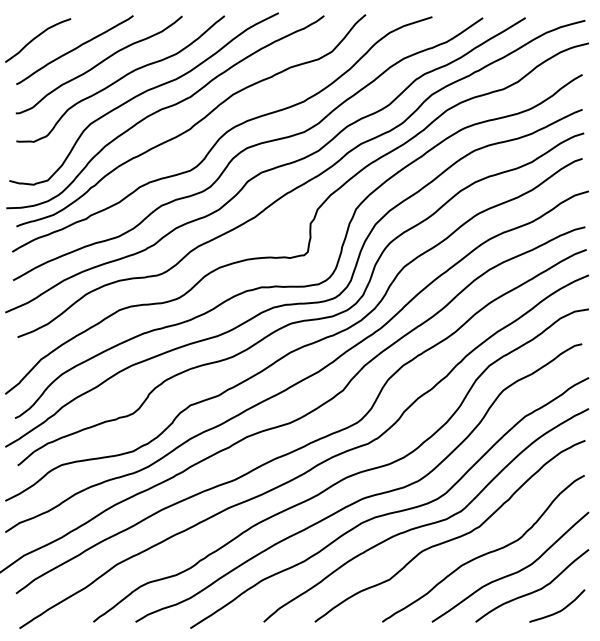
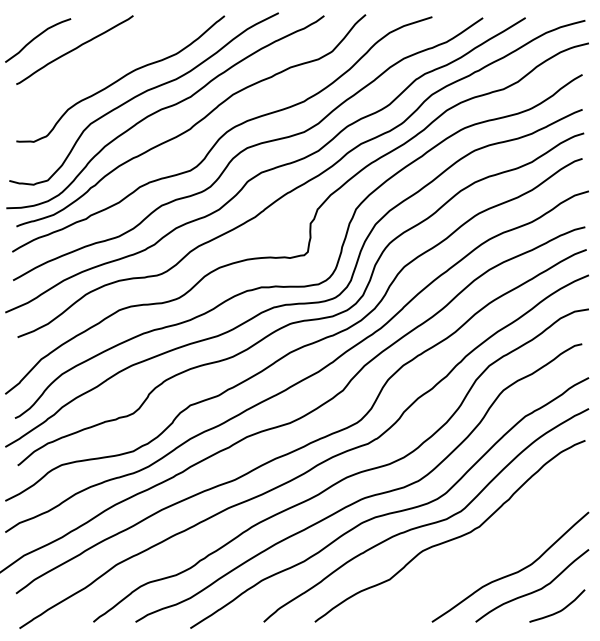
curve: present -> none (98, 64)
curve: present -> none (486, 552)
